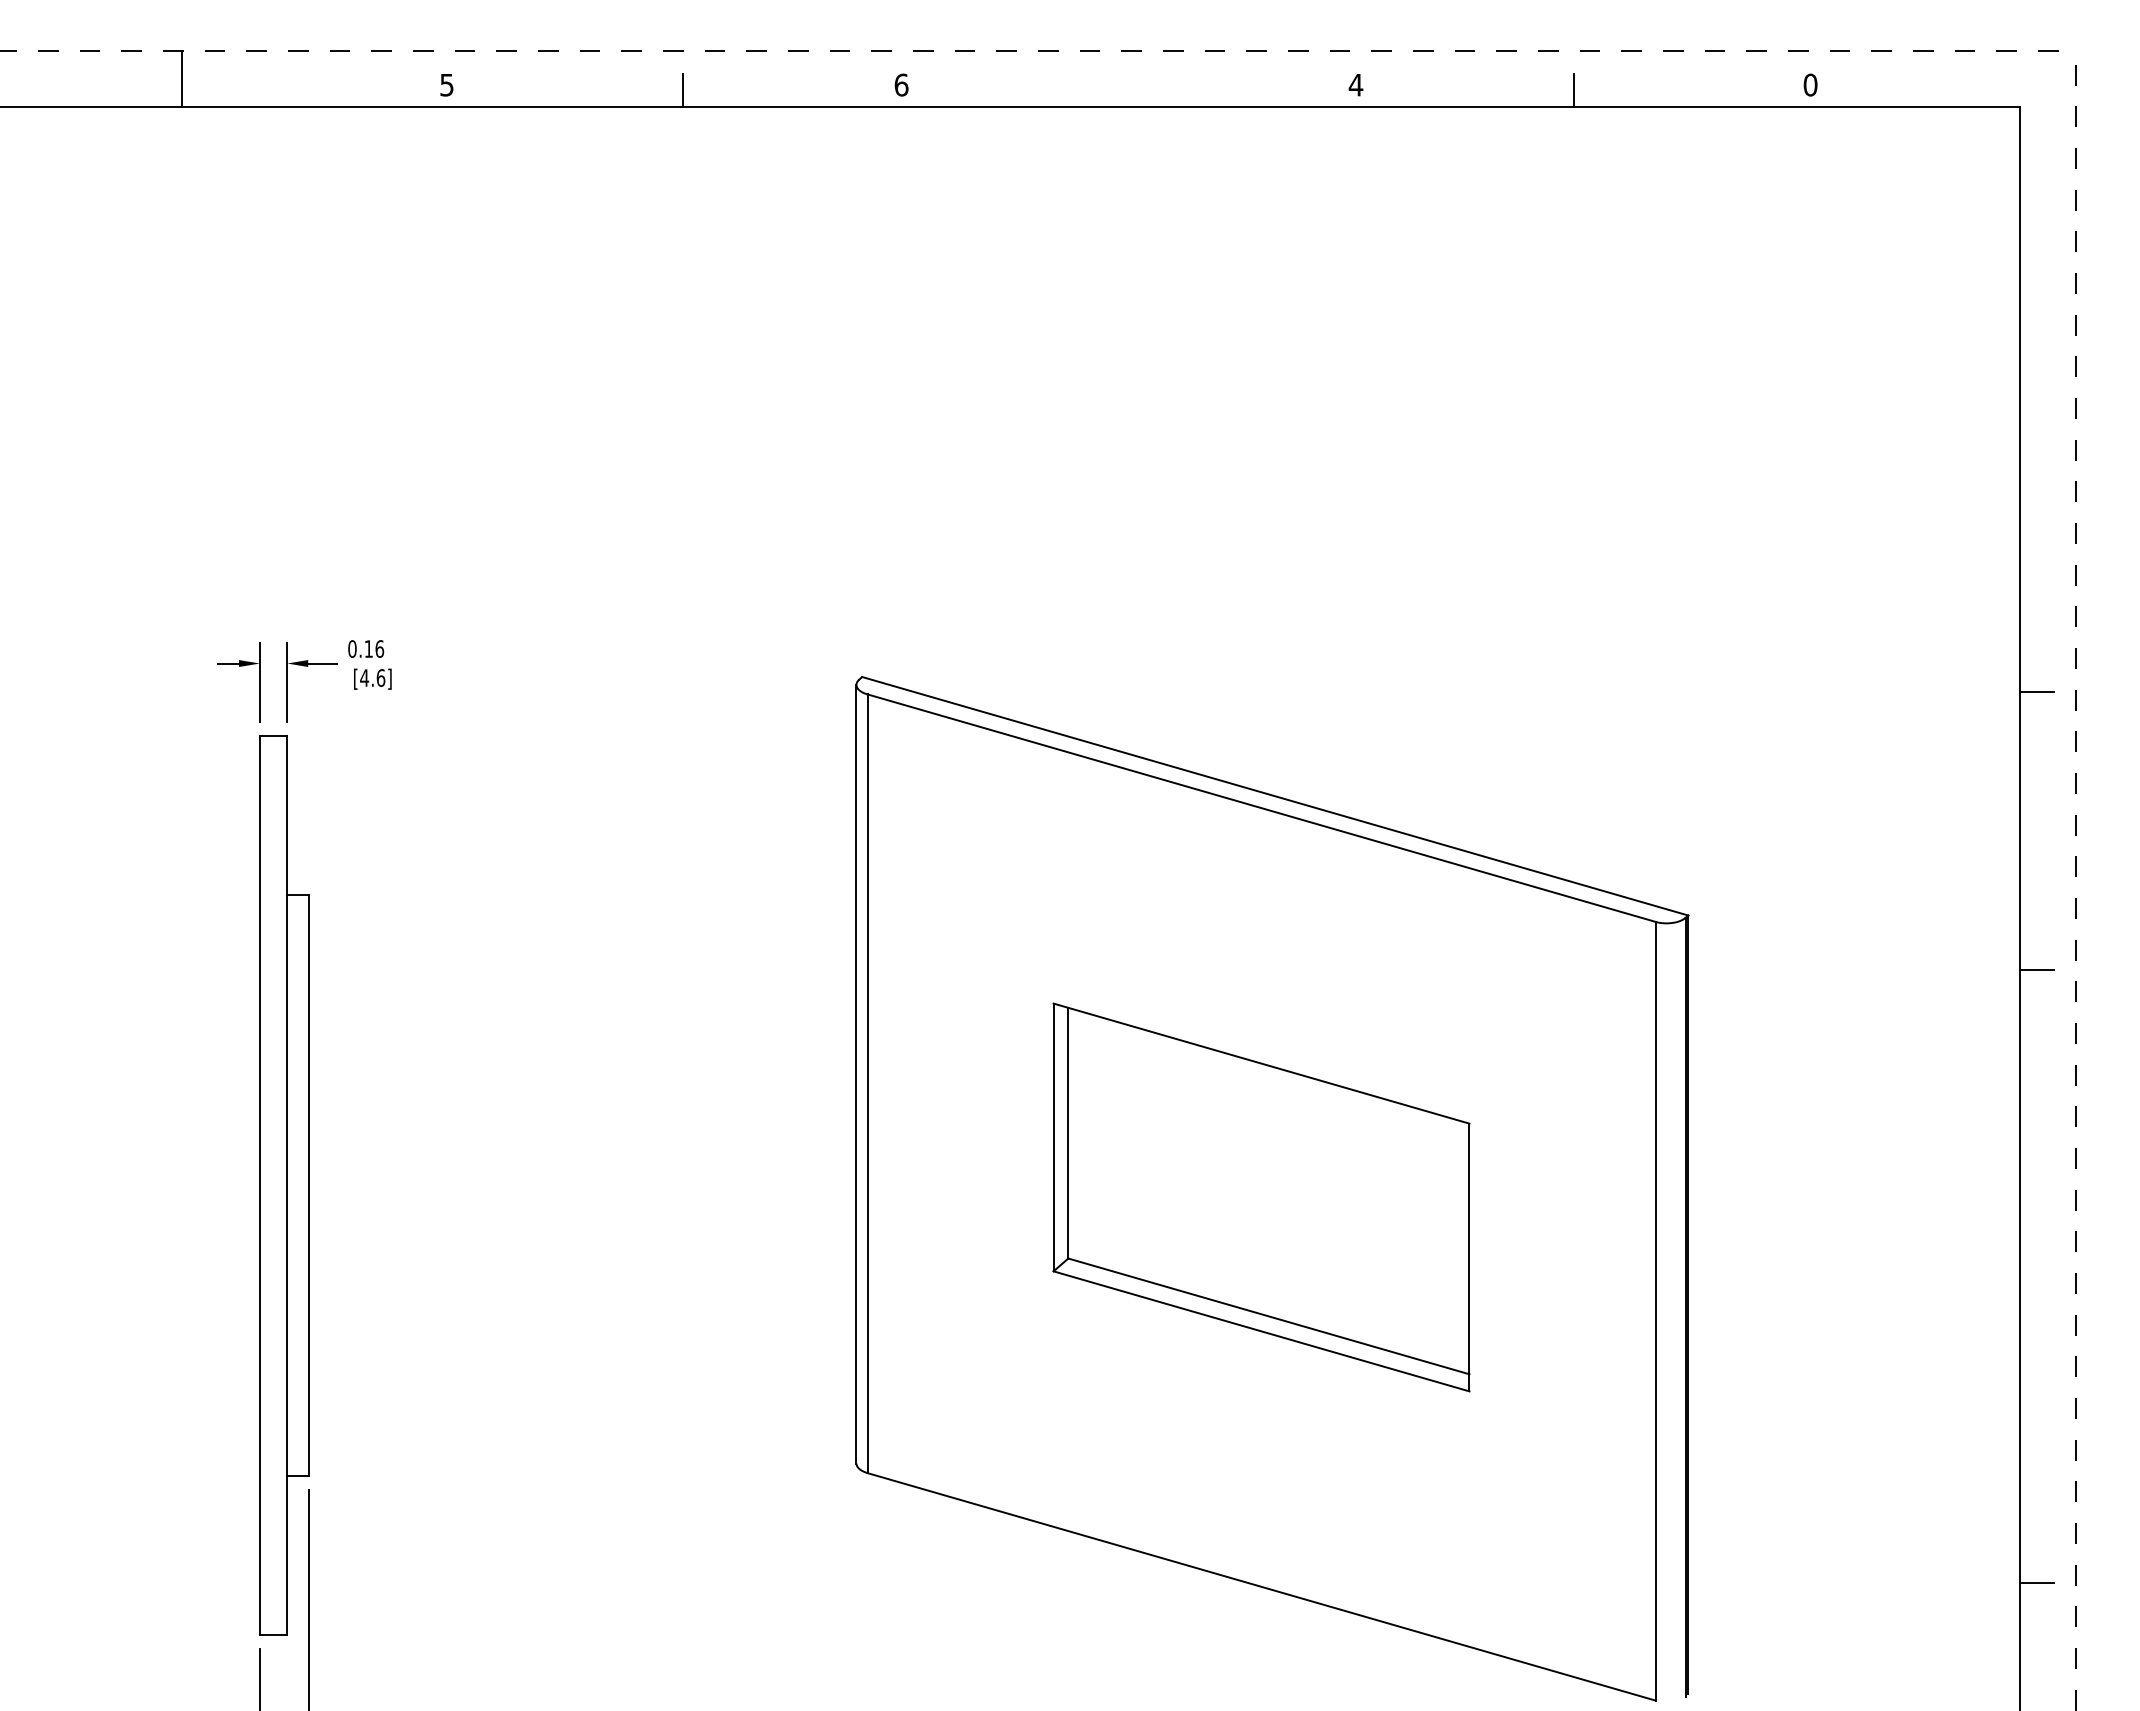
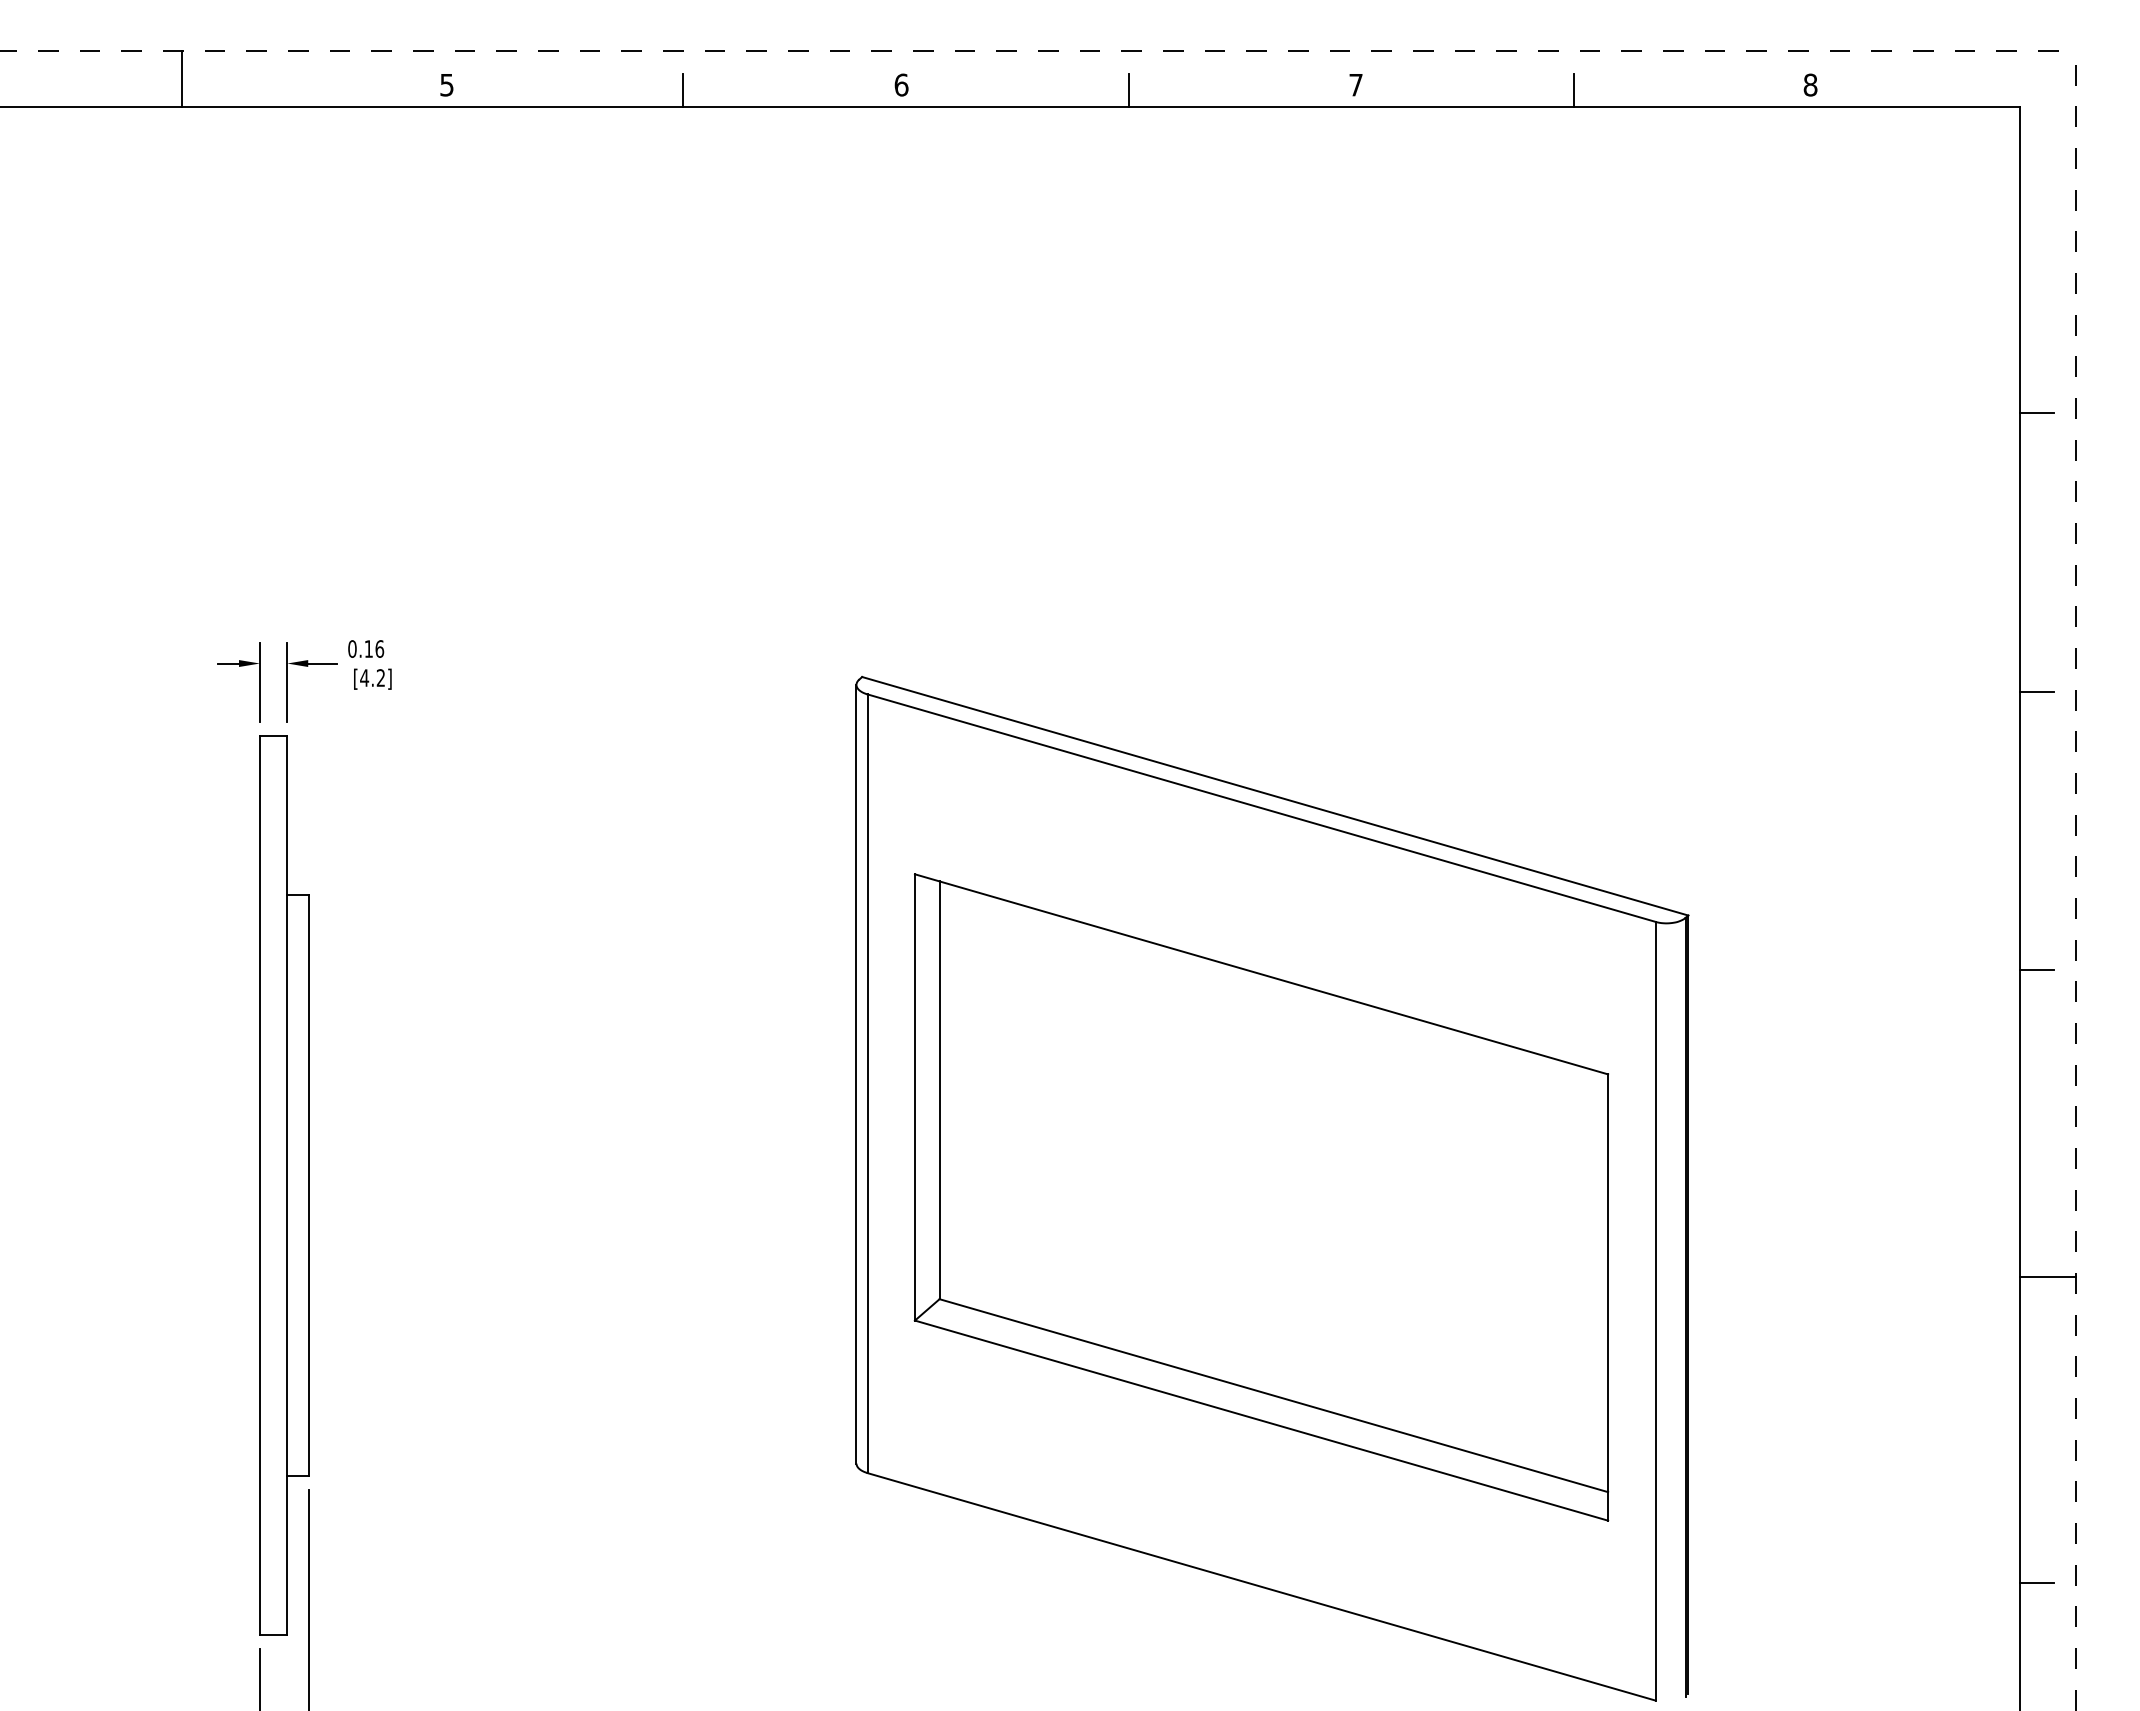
text: 4 -> 7 (1355, 85)
text: 0 -> 8 (1810, 85)
line: none -> present (1128, 89)
line: none -> present (2036, 413)
text: [4.6] -> [4.2] (380, 677)
part size: 419x391 px -> 697x649 px (1261, 1197)
line: none -> present (2047, 1276)
